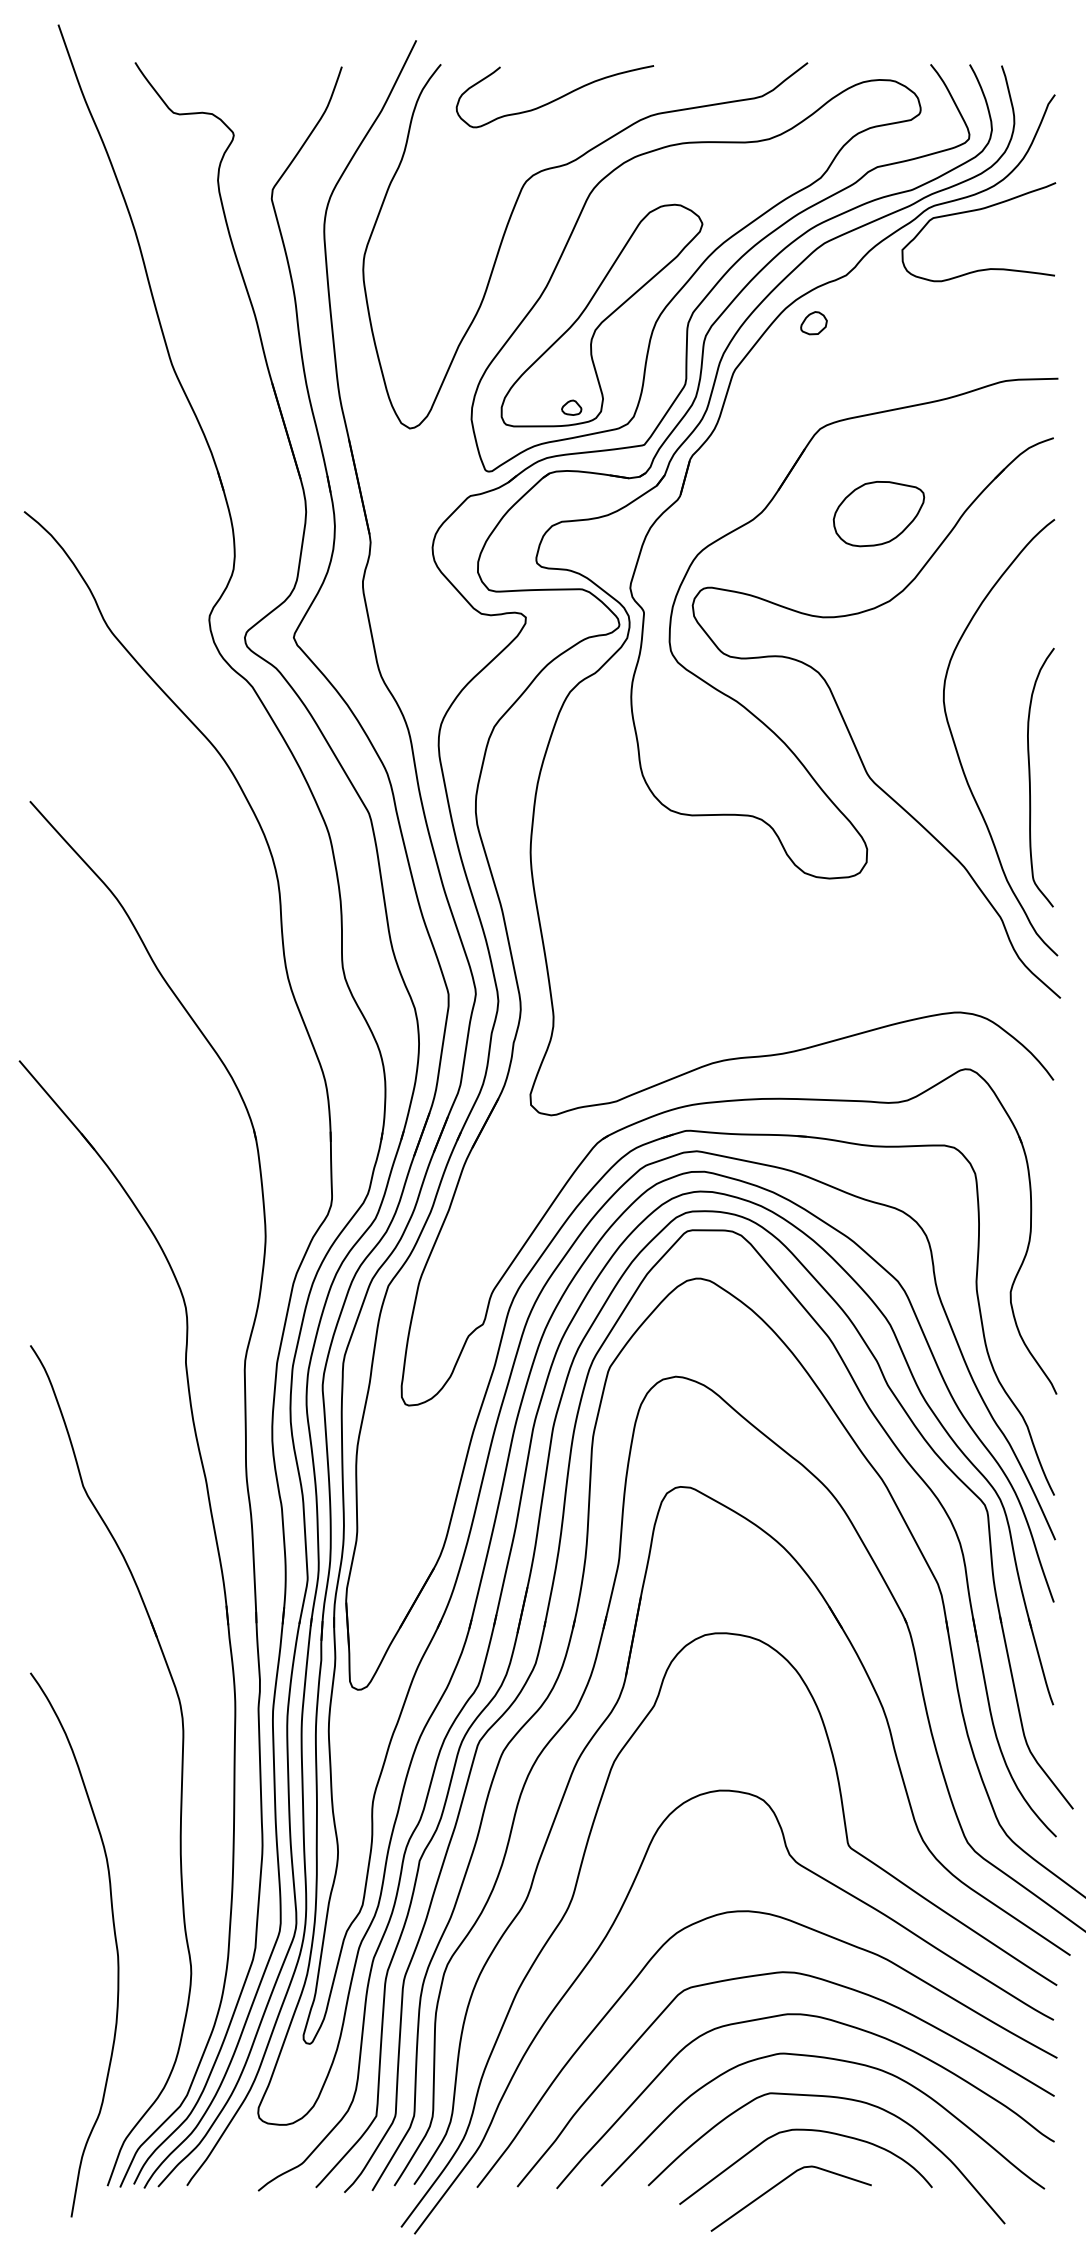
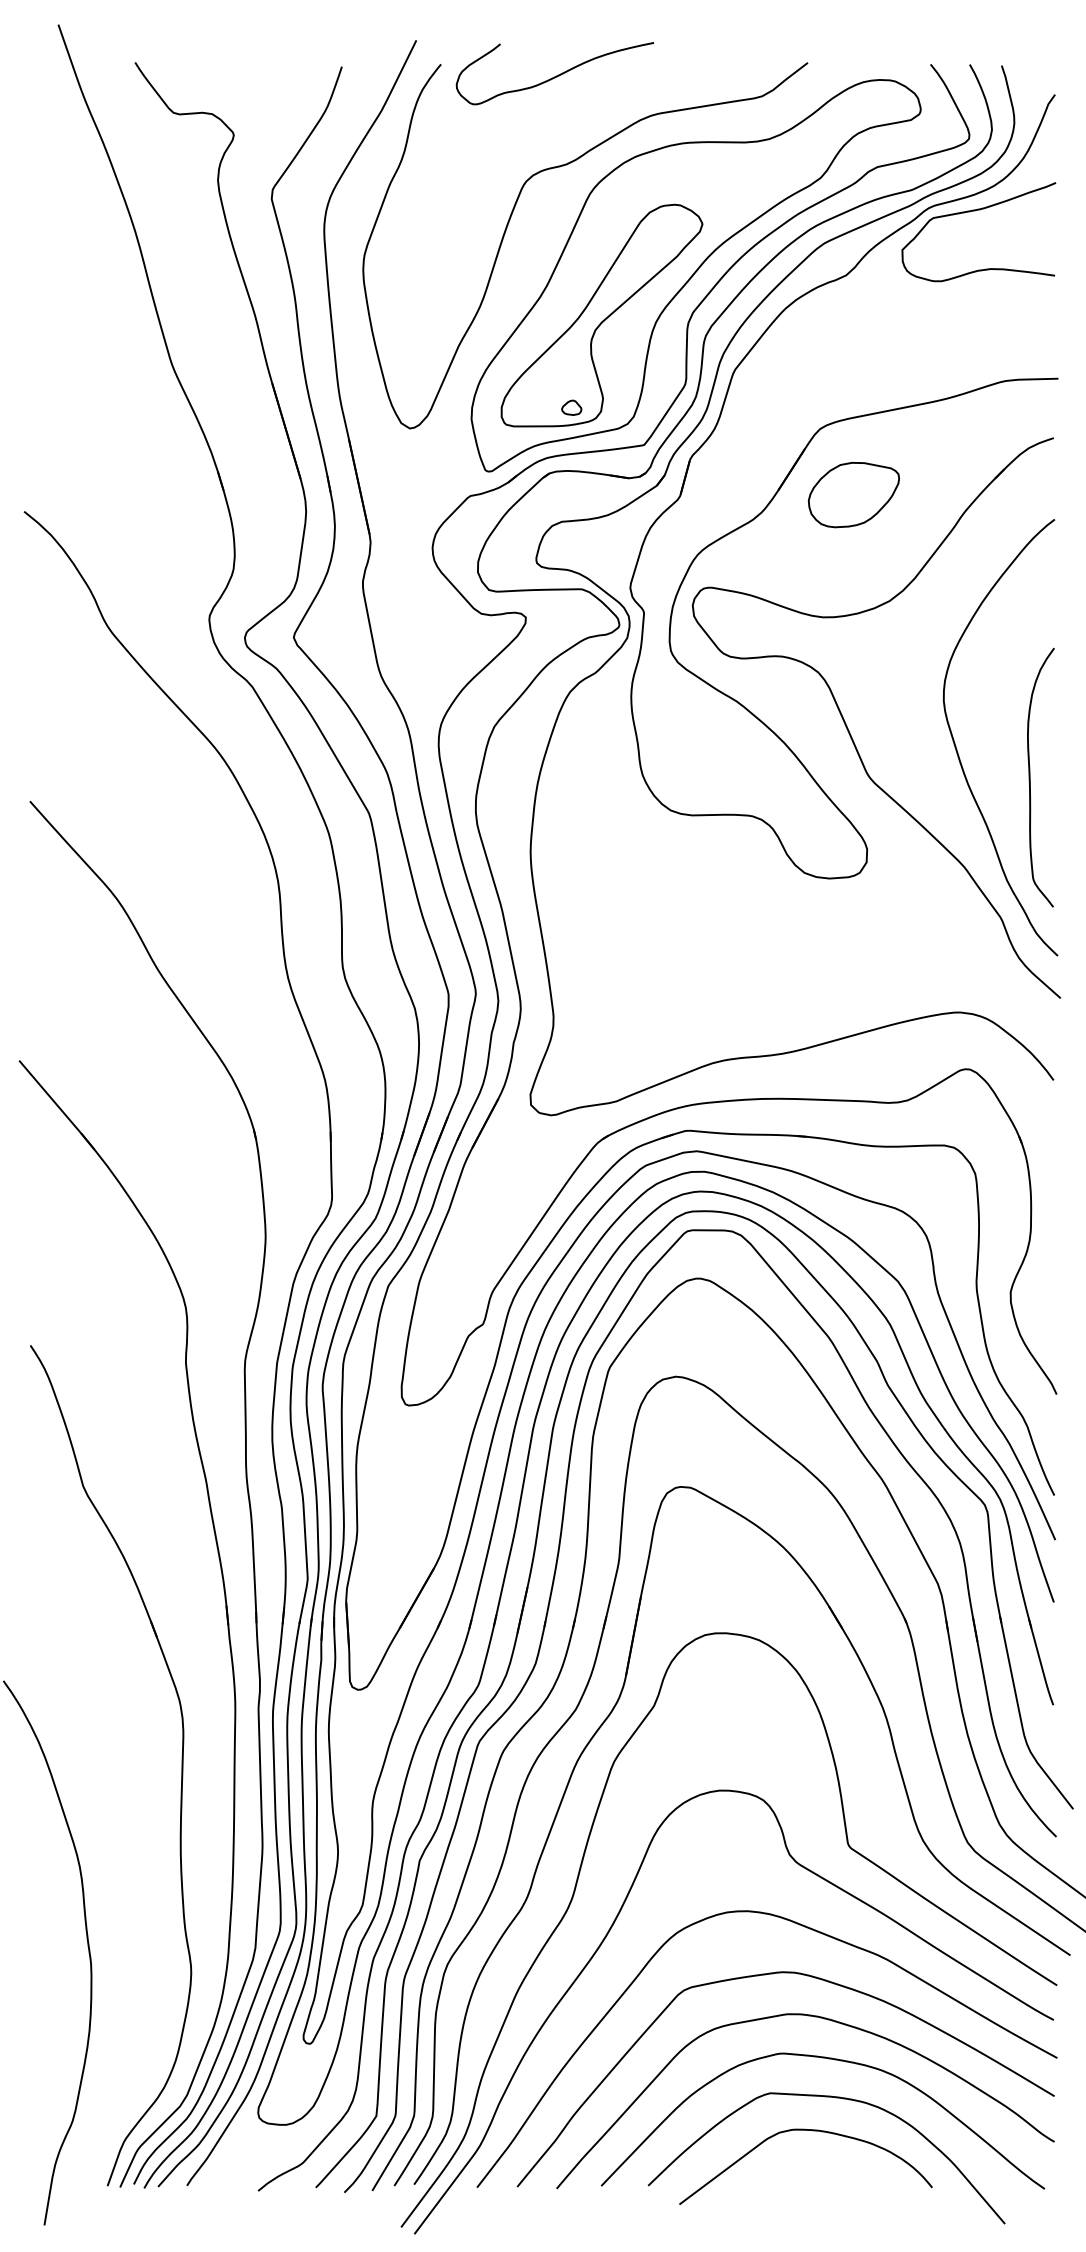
curve position: (556, 98) -> (556, 75) (556, 75)
part: present -> none (813, 323)
part position: (878, 514) -> (853, 495) (853, 495)
curve position: (114, 1938) -> (87, 1946) (87, 1946)
curve: present -> none (779, 2184)
